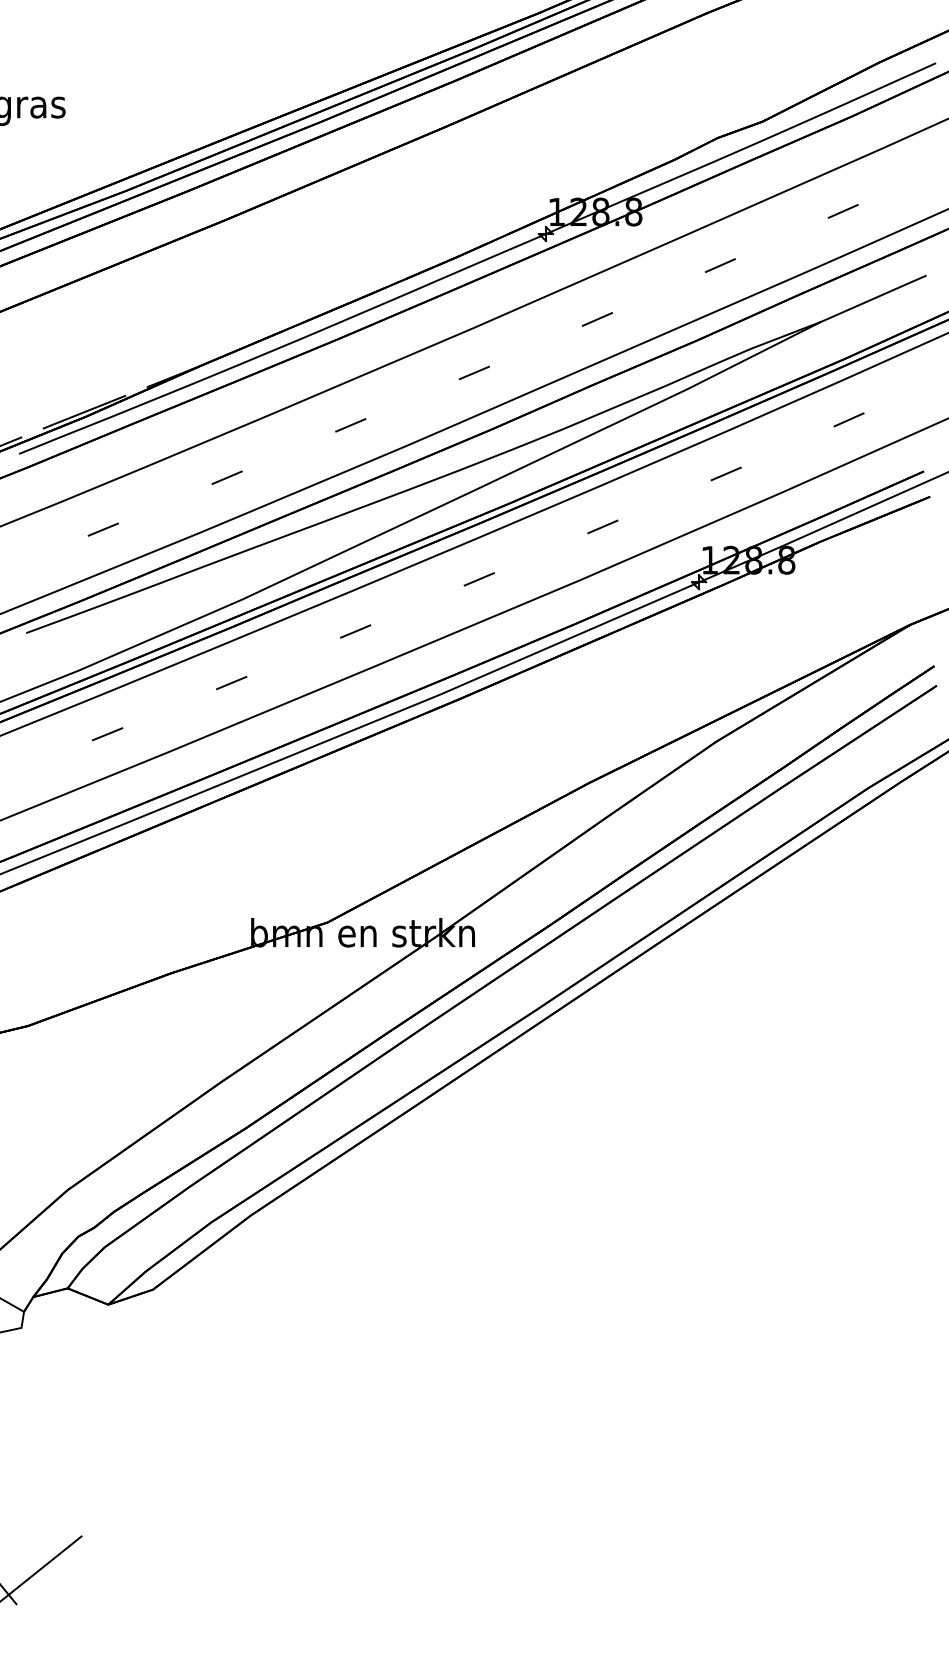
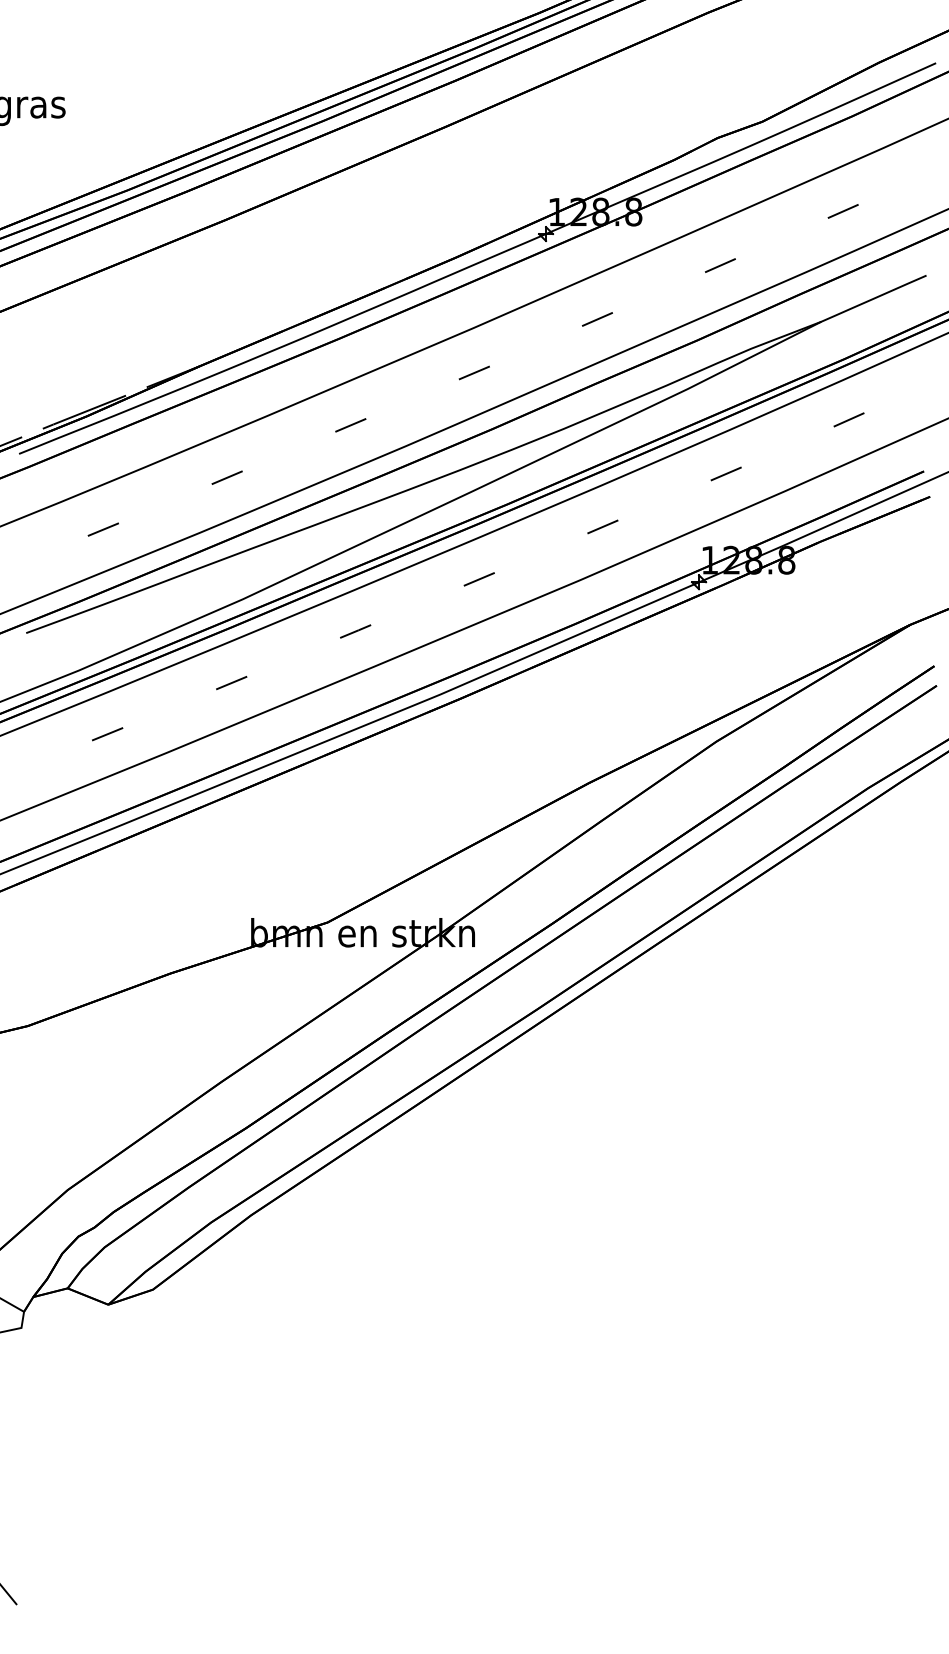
line: present -> none (41, 1567)
